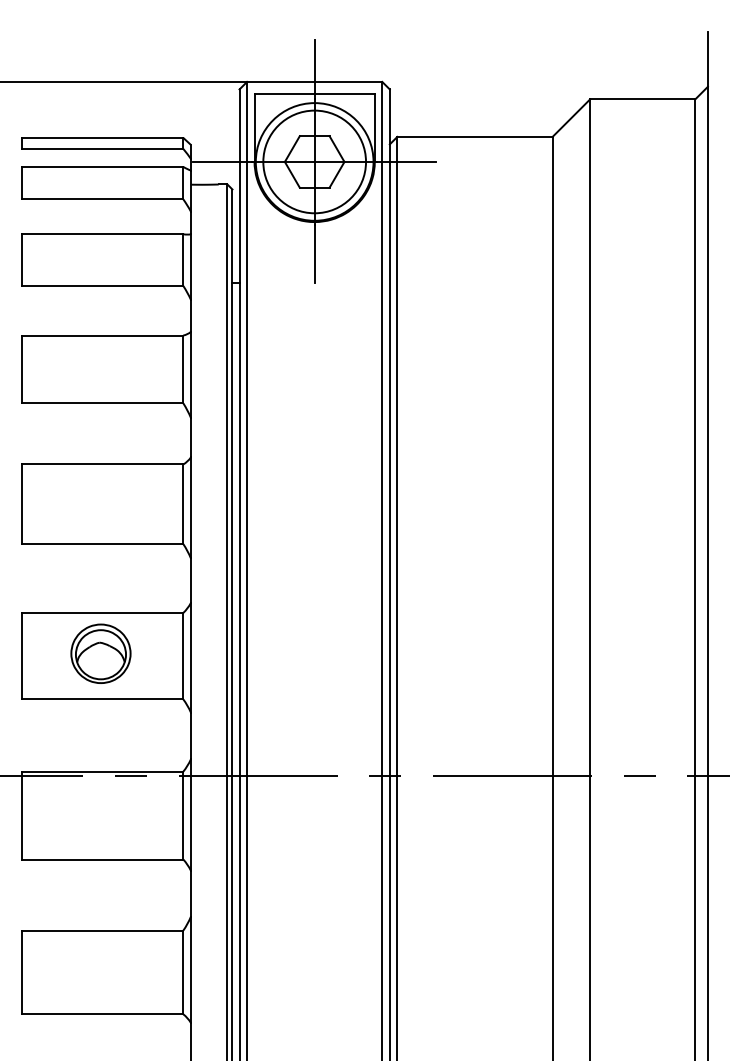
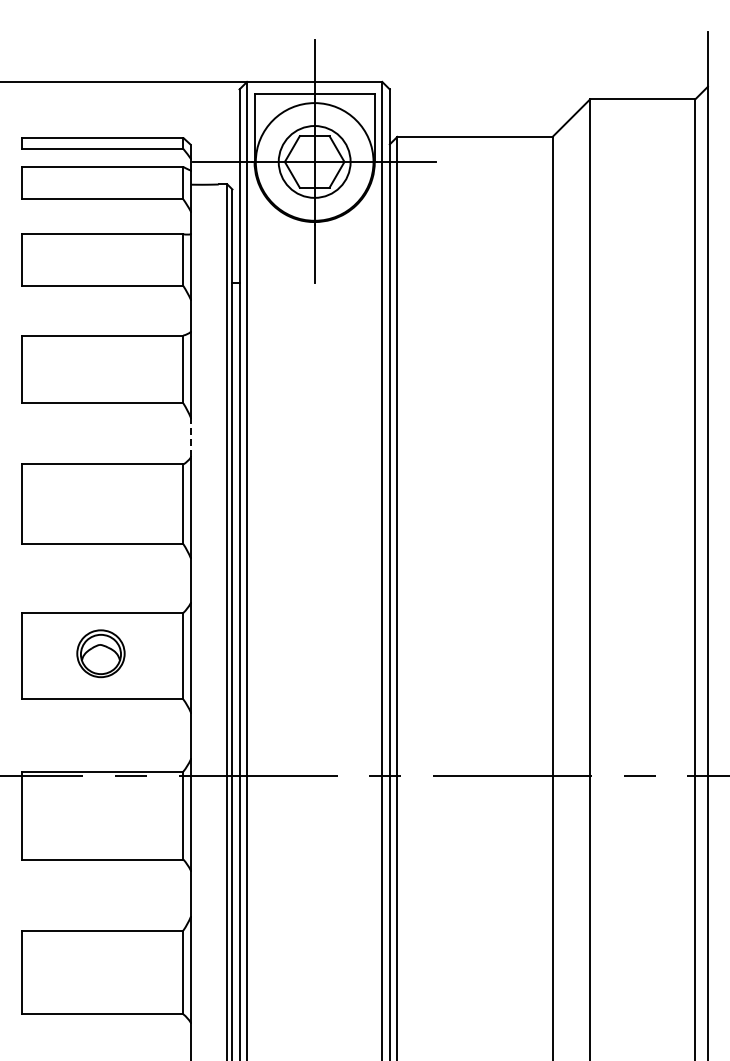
circle diameter: 103 px -> 72 px (314, 161)
line: solid -> dashed (190, 437)
part size: 62x61 px -> 50x50 px (100, 653)
